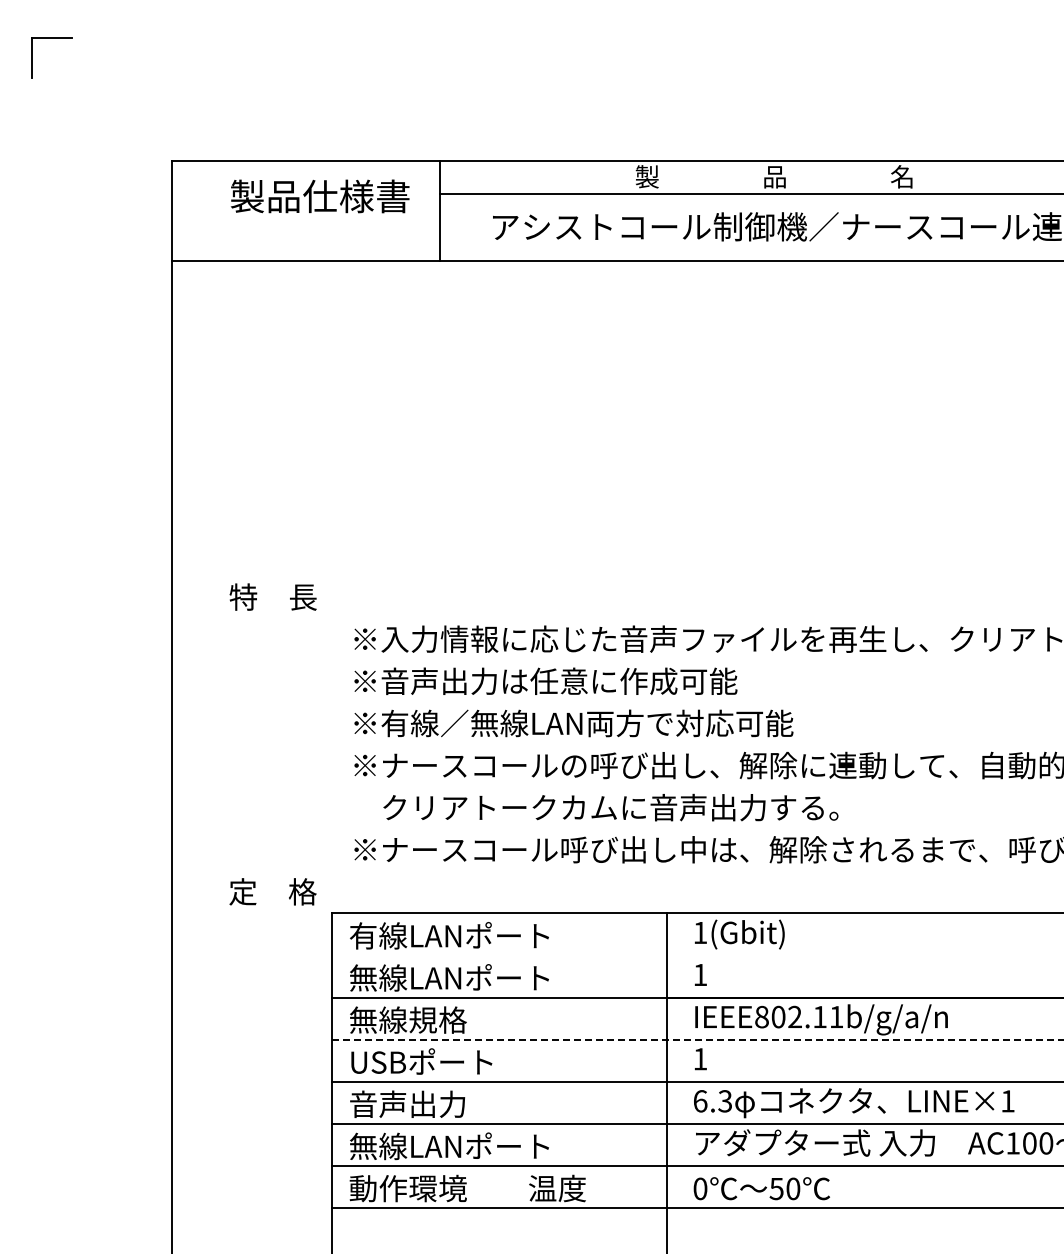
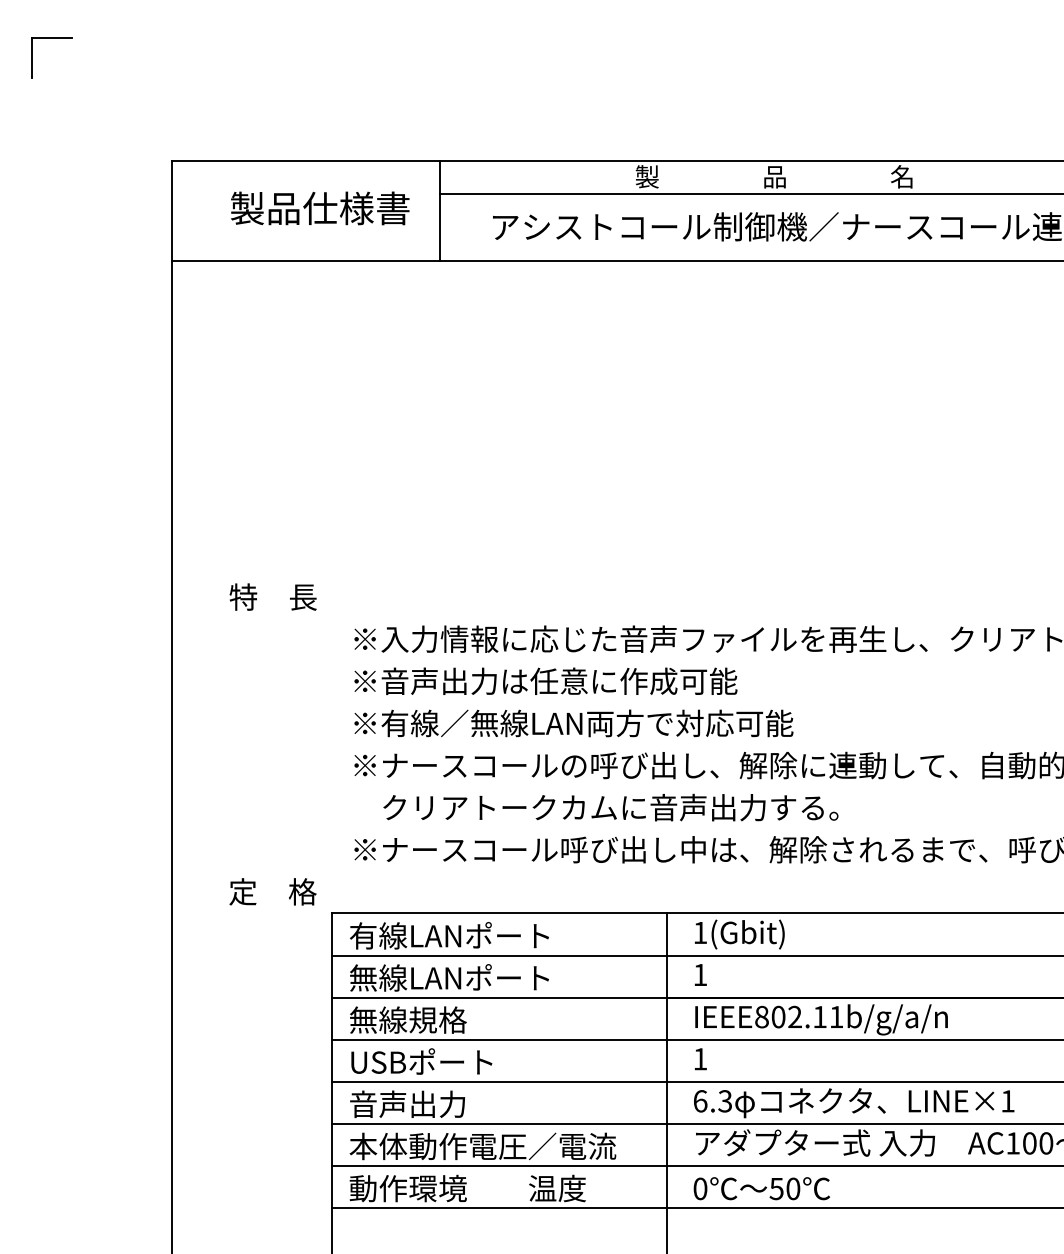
text position: (320, 196) -> (320, 208) (320, 208)
line: none -> present (695, 955)
line: dashed -> solid (698, 1039)
text: 無線LANポート -> 本体動作電圧／電流 (482, 1146)
